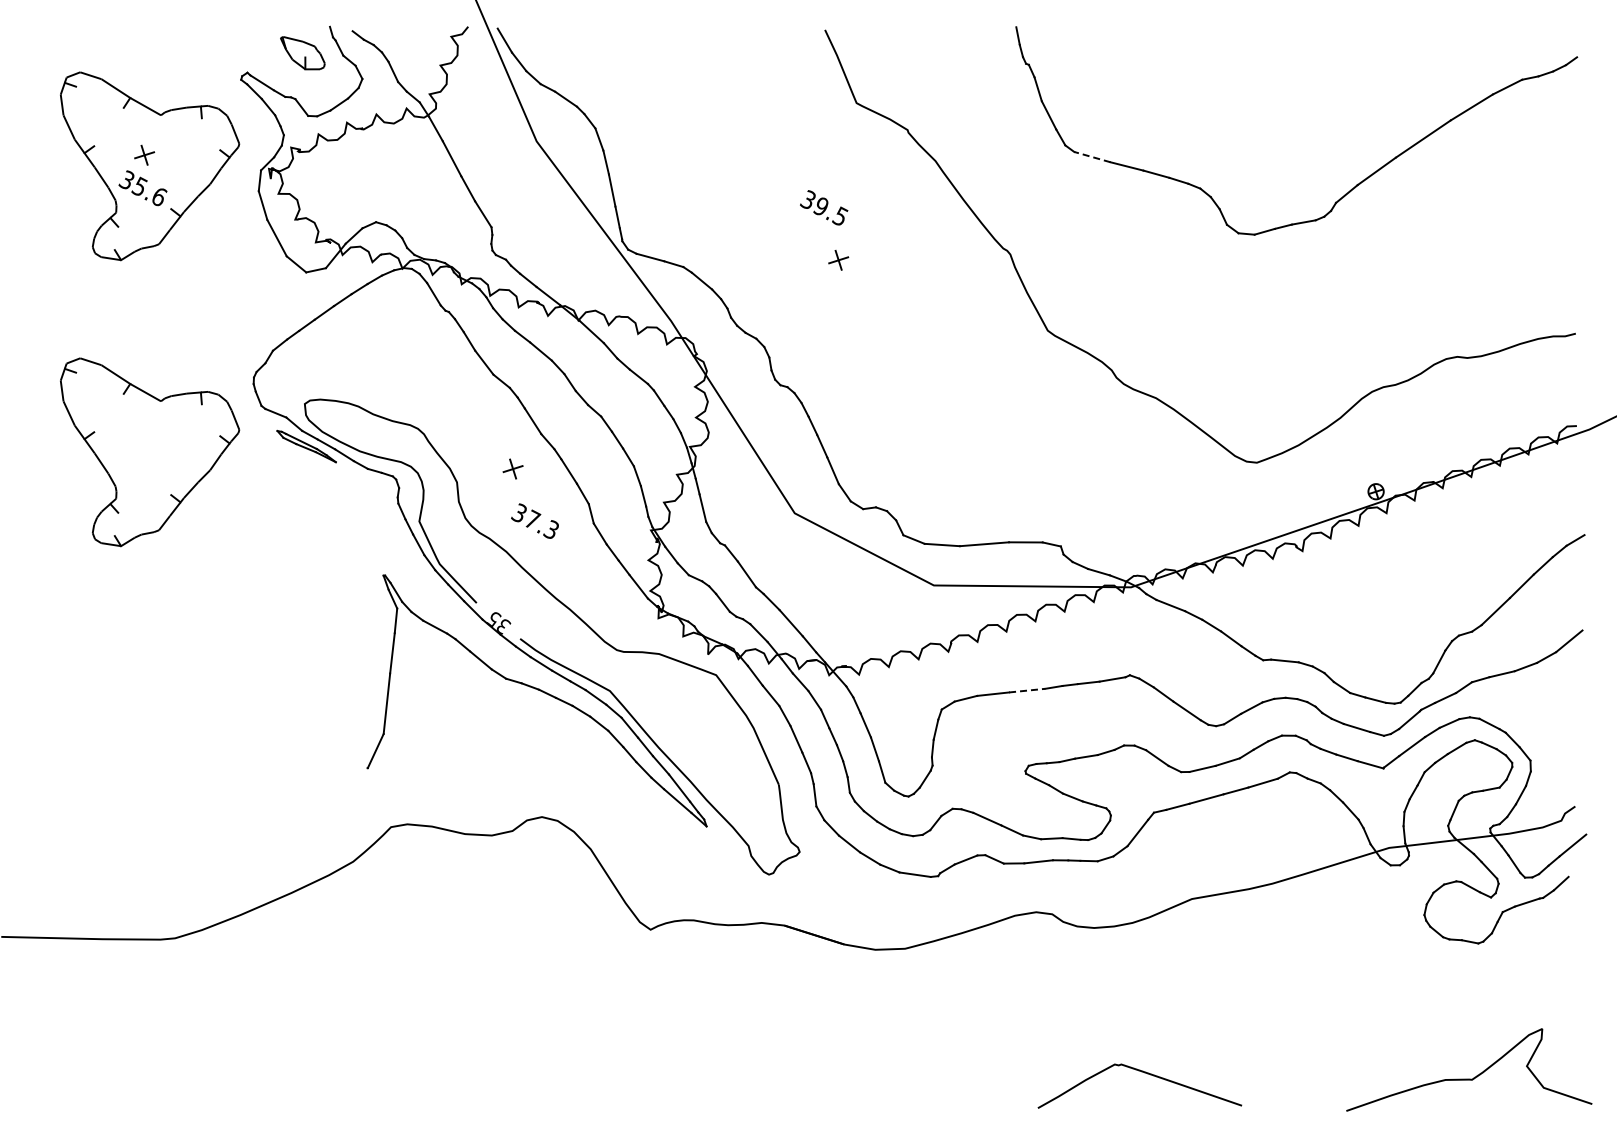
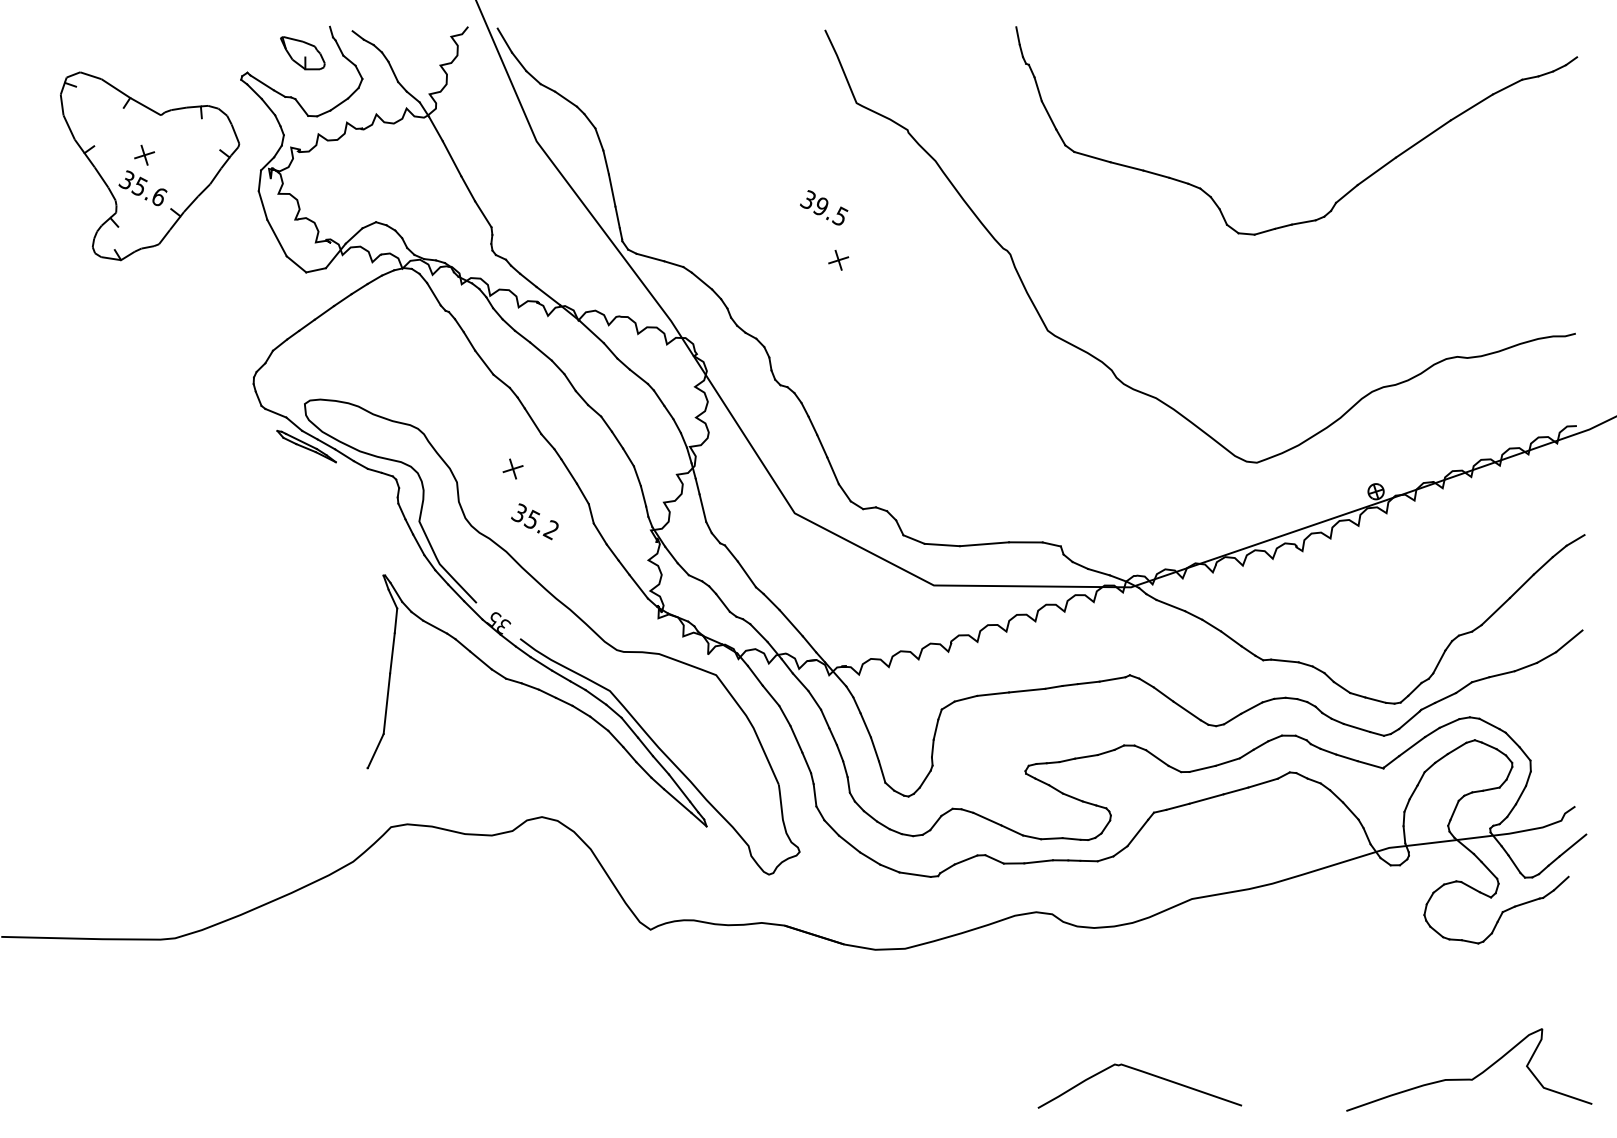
line: dashed -> solid (1092, 157)
part: present -> none (150, 452)
text: 37.3 -> 35.2 (540, 524)
line: dashed -> solid (1027, 690)
